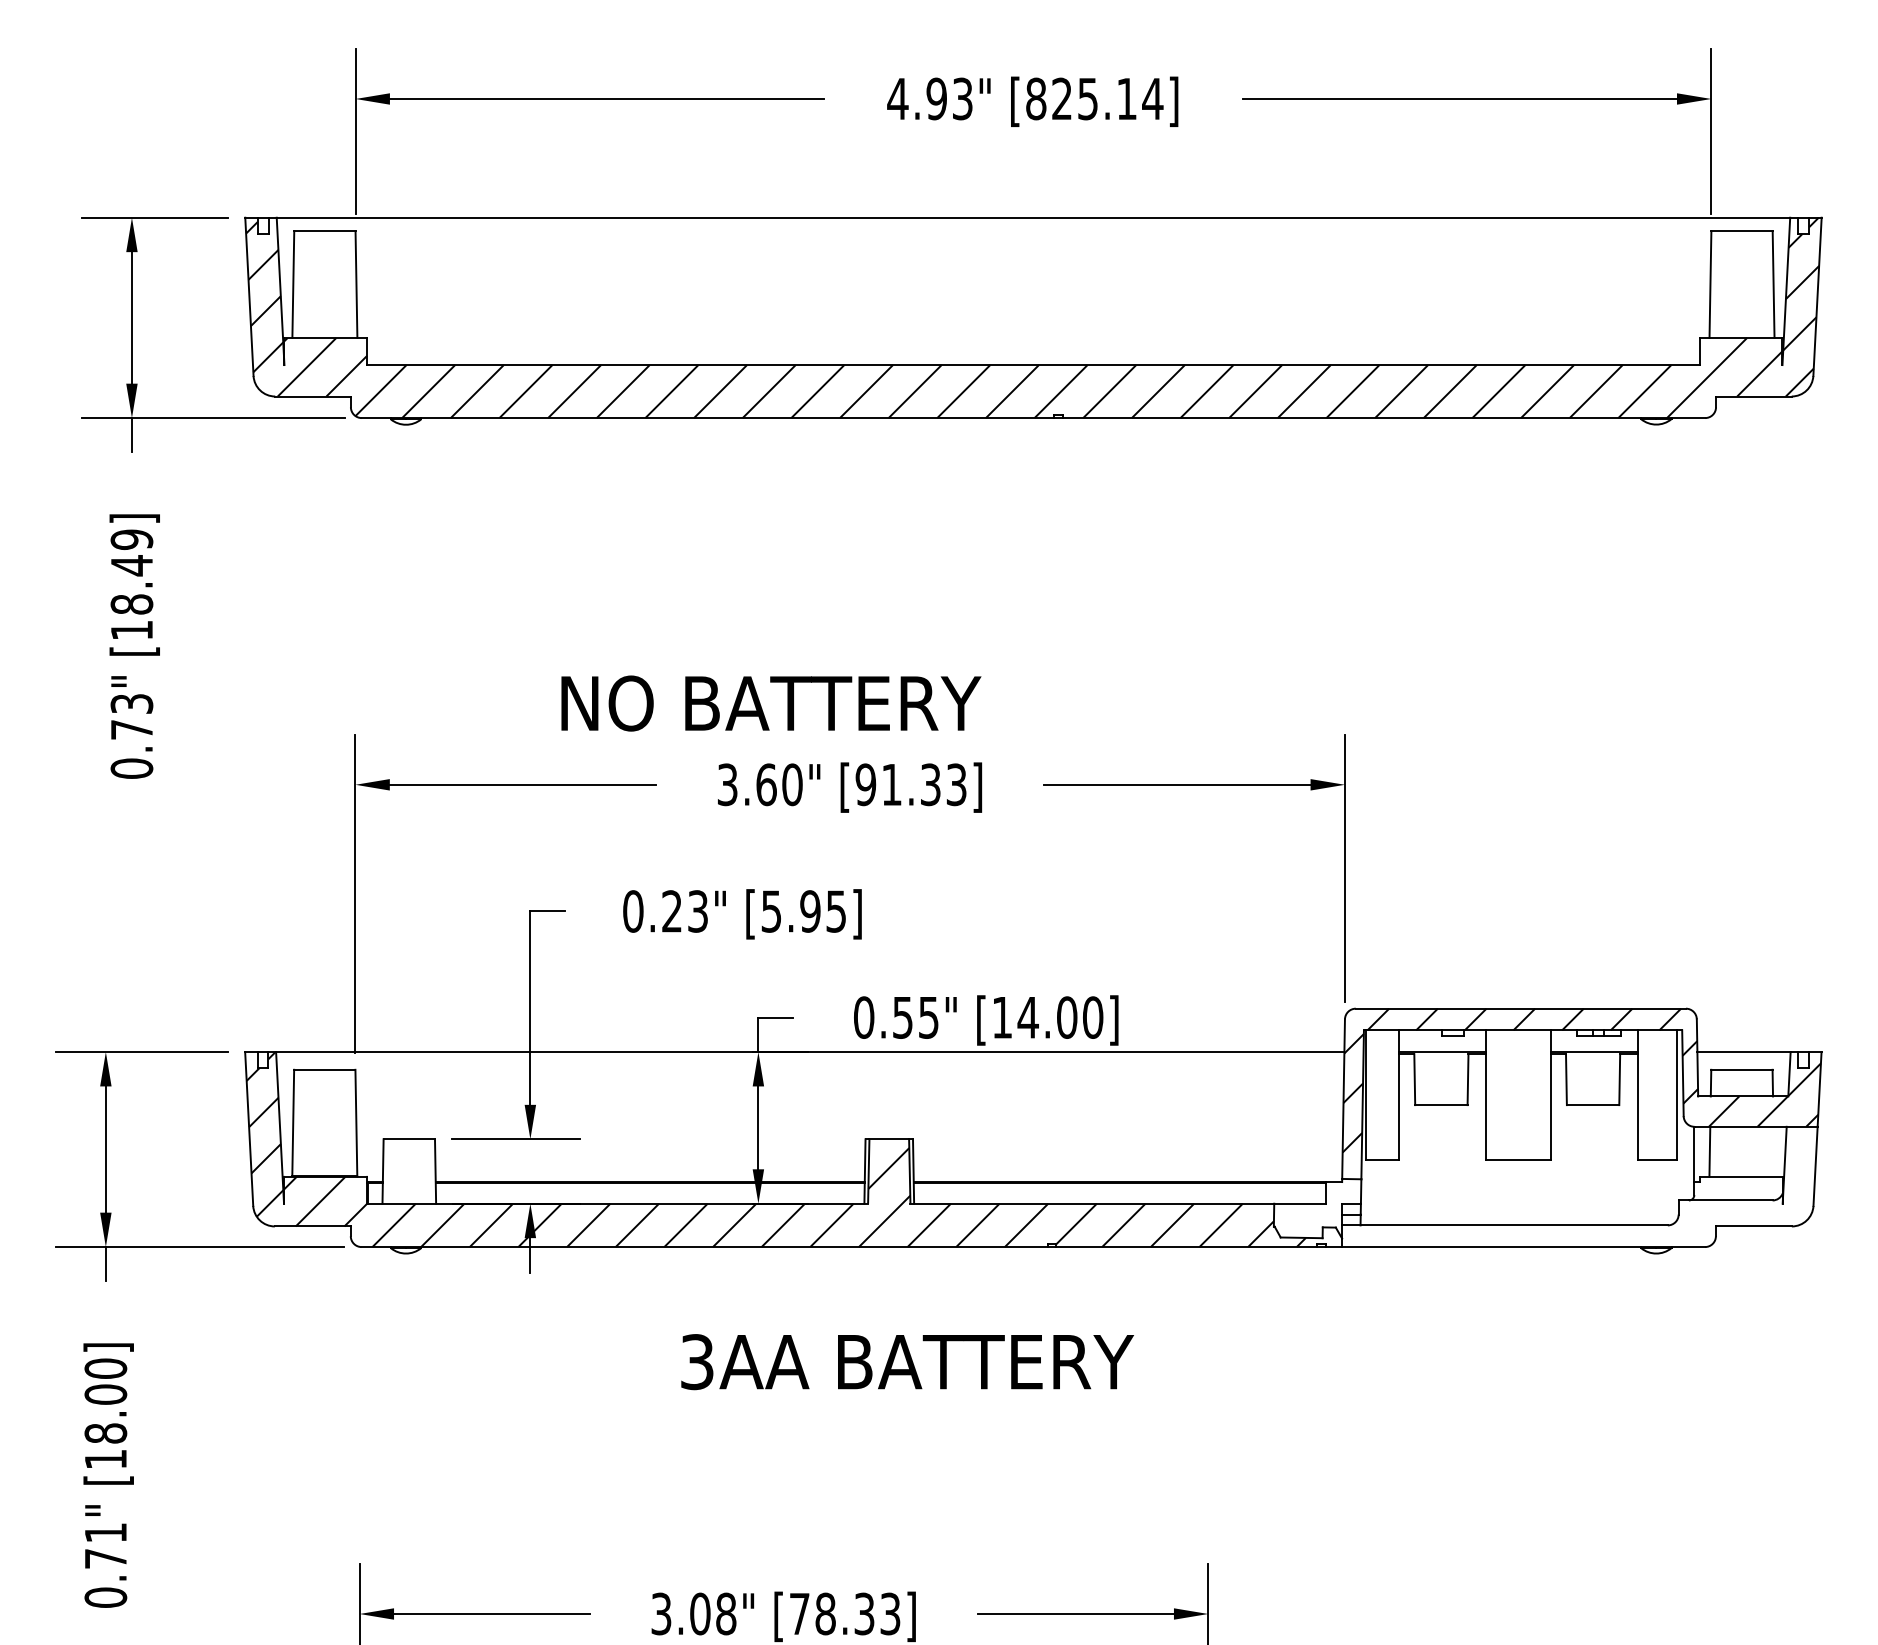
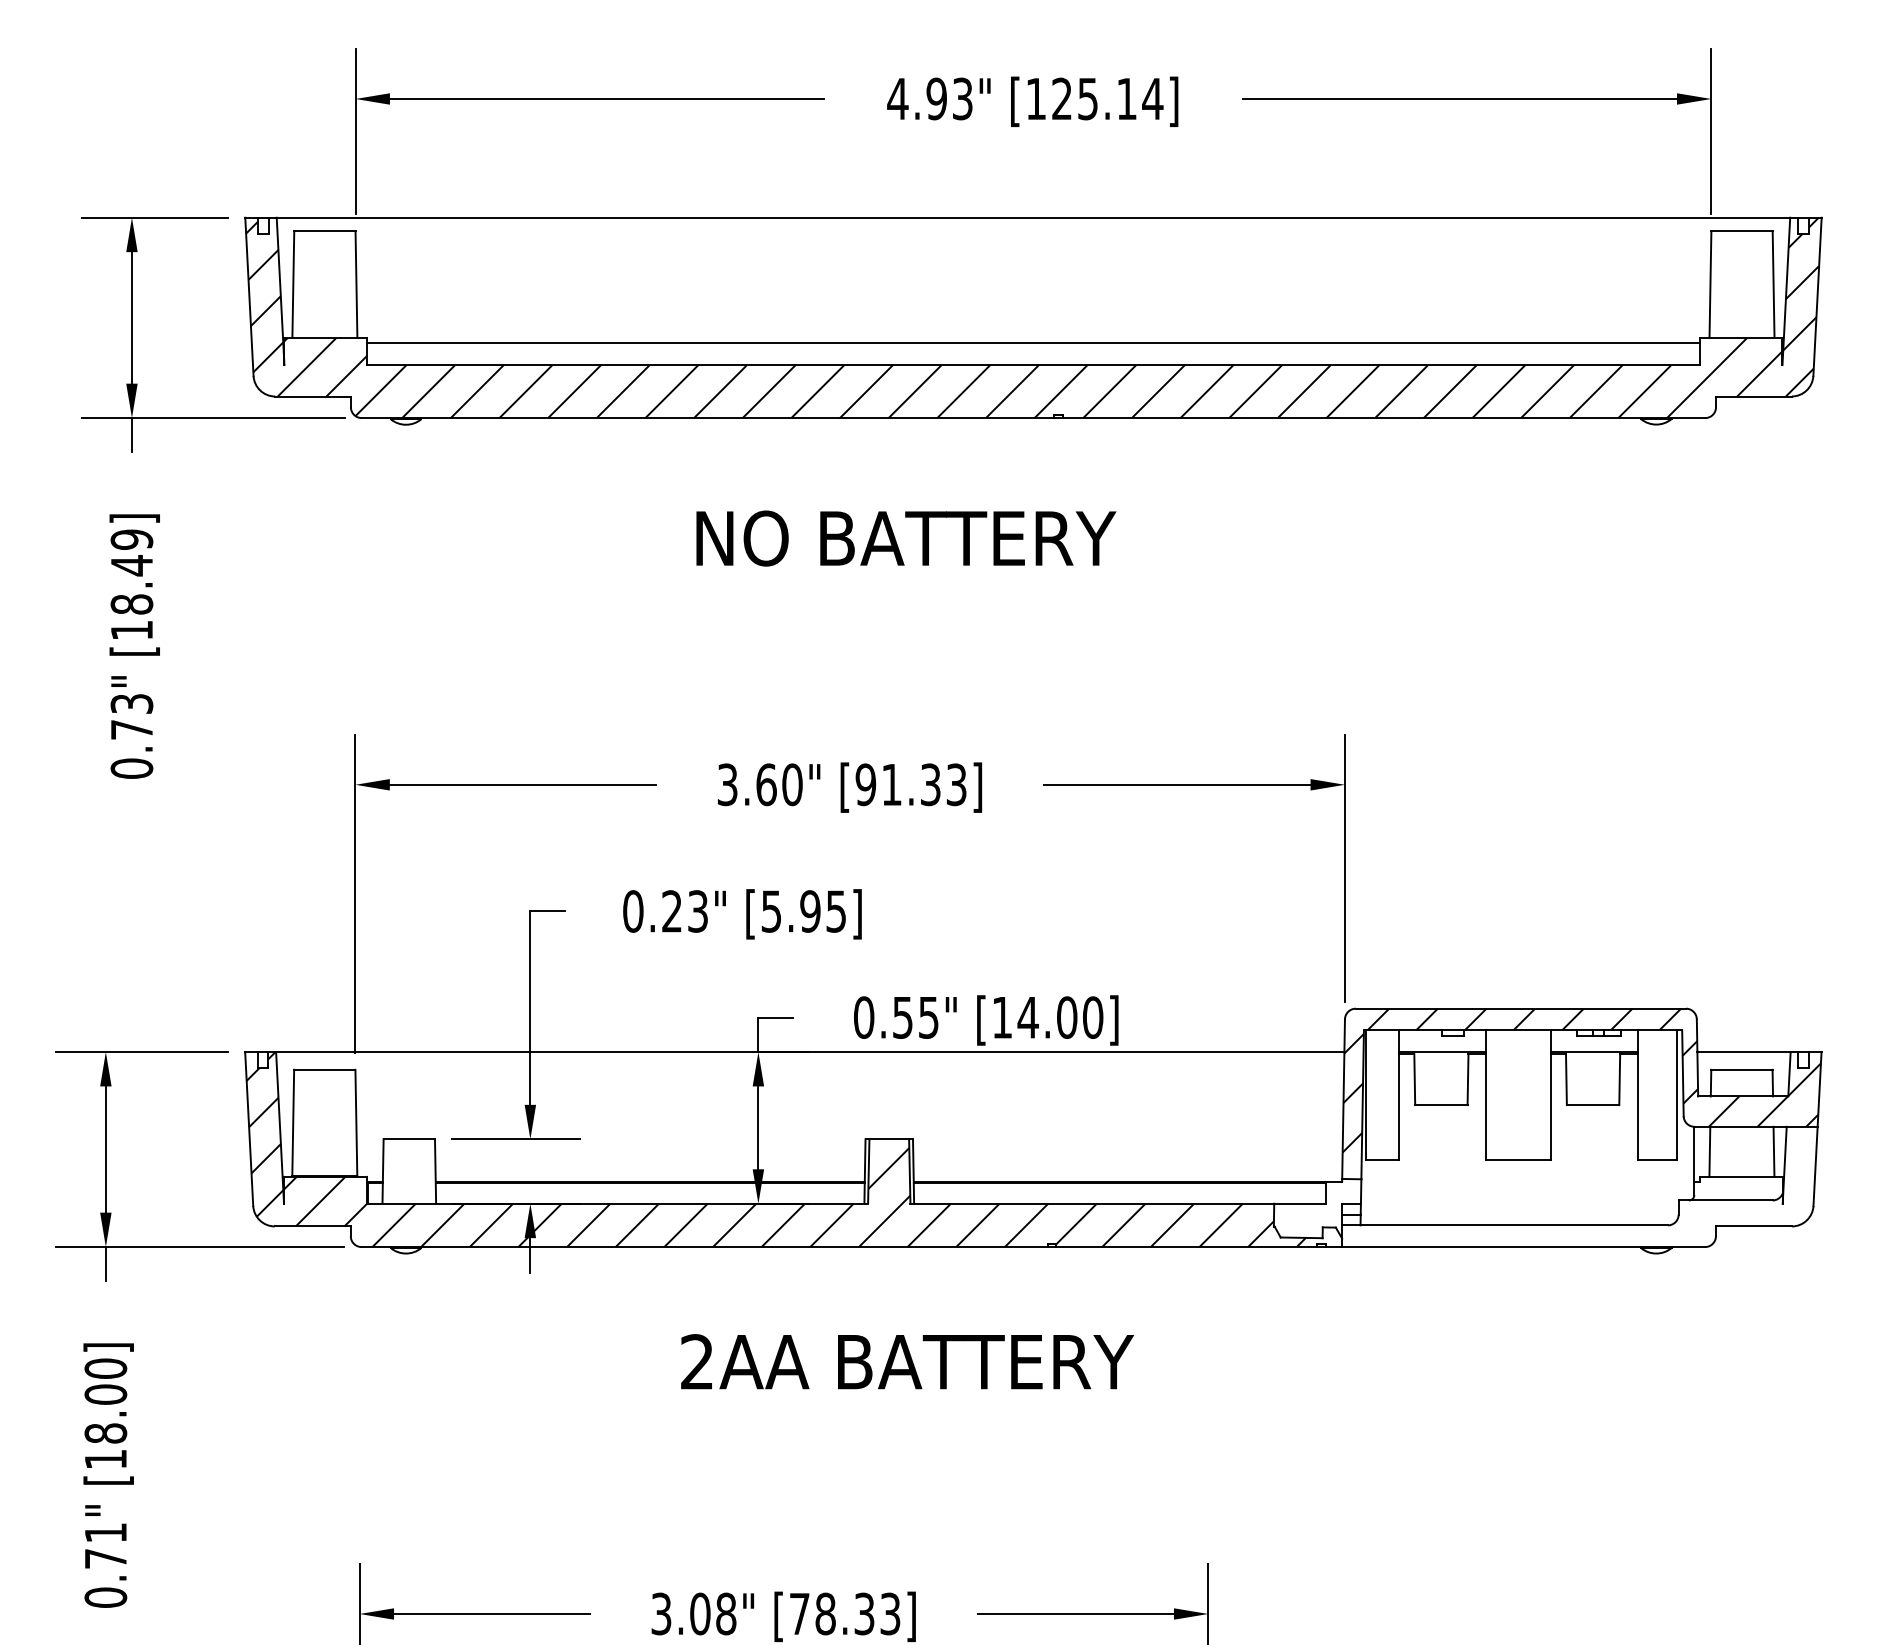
text: [825.14] -> [125.14] (1036, 98)
line: none -> present (1033, 343)
text position: (771, 703) -> (906, 538) (906, 538)
line: none -> present (1773, 1151)
text: 3AA -> 2AA (697, 1362)
